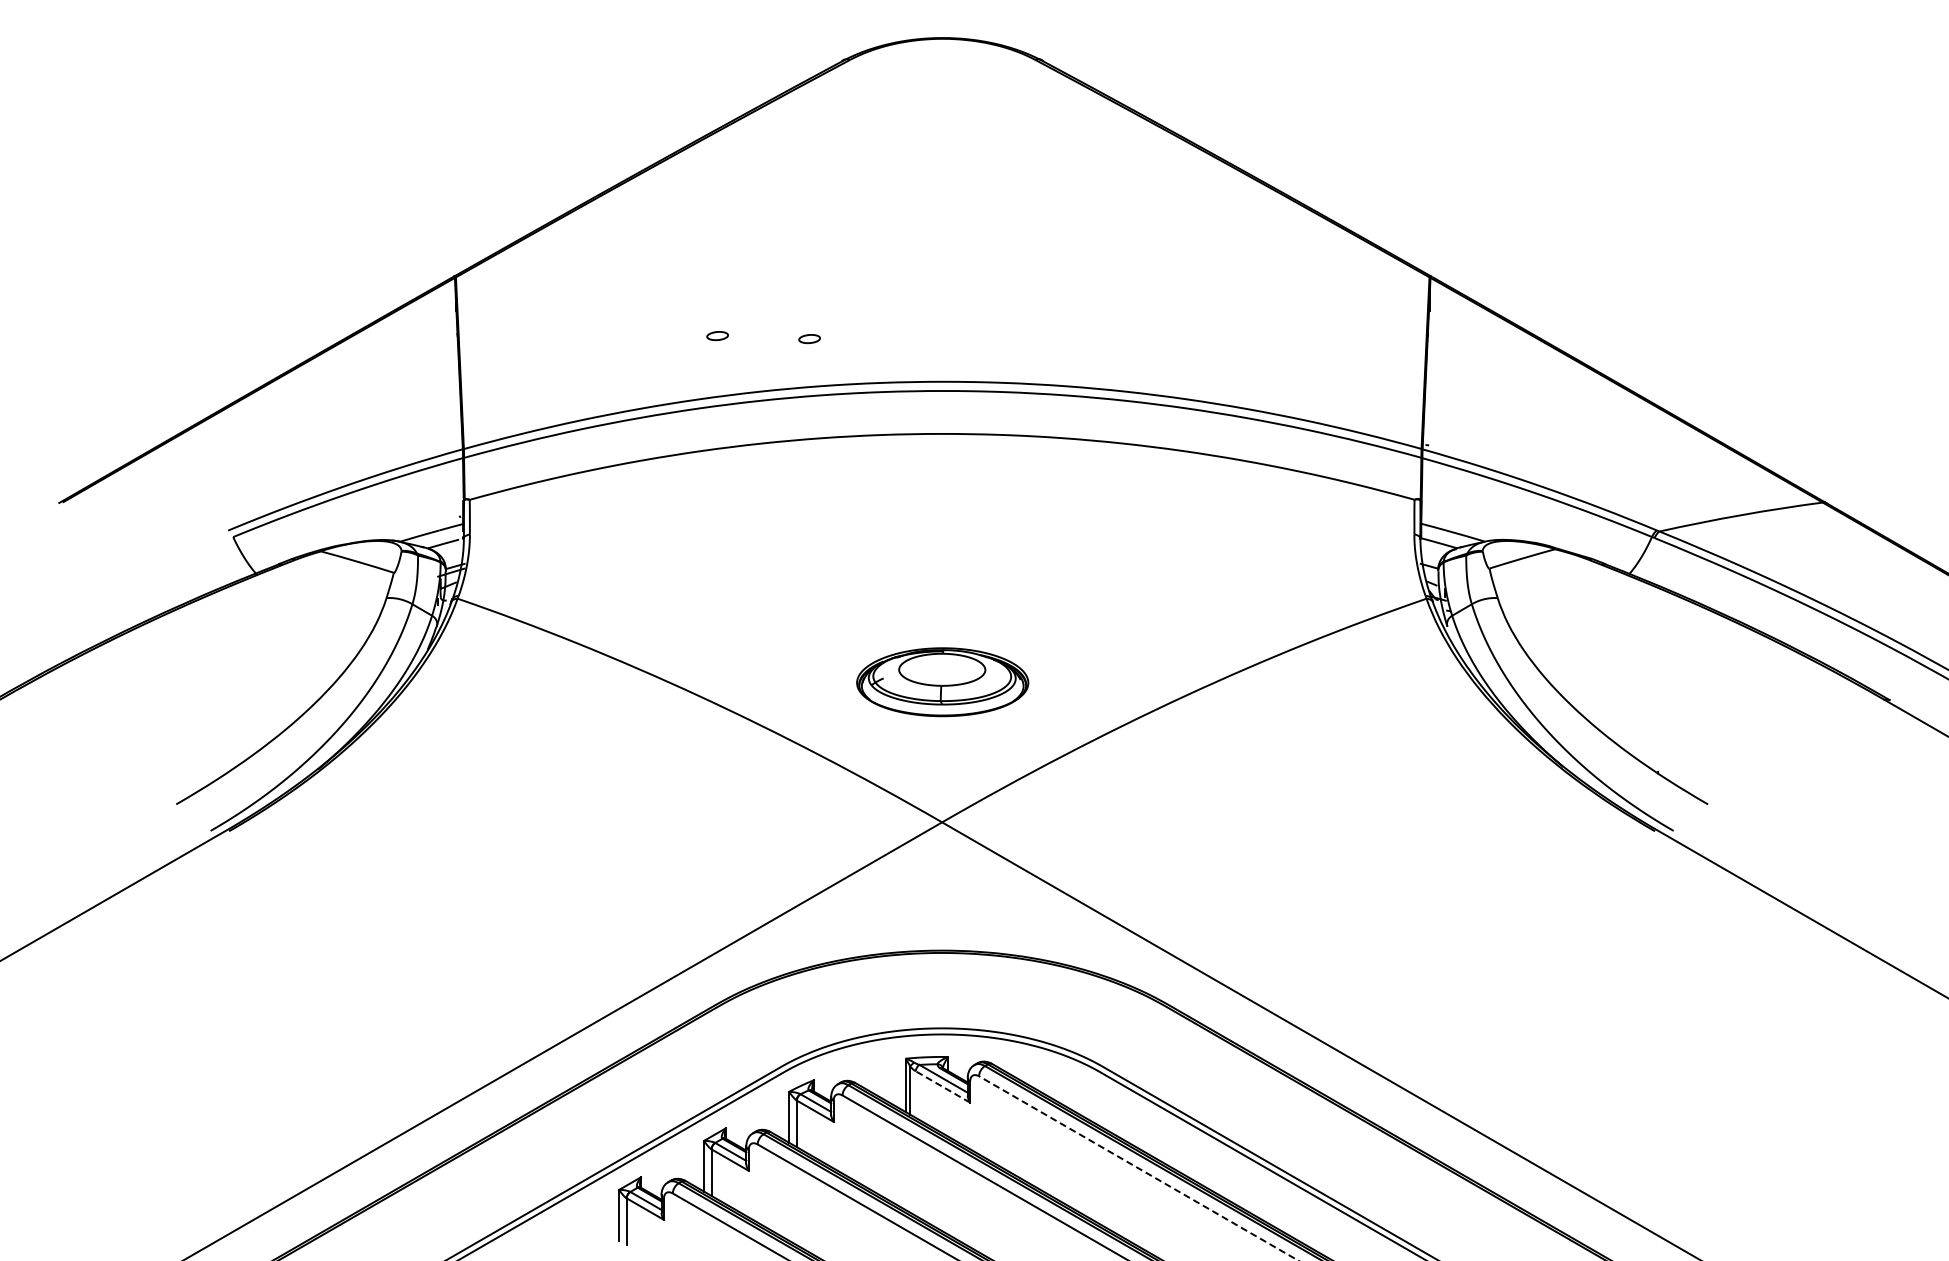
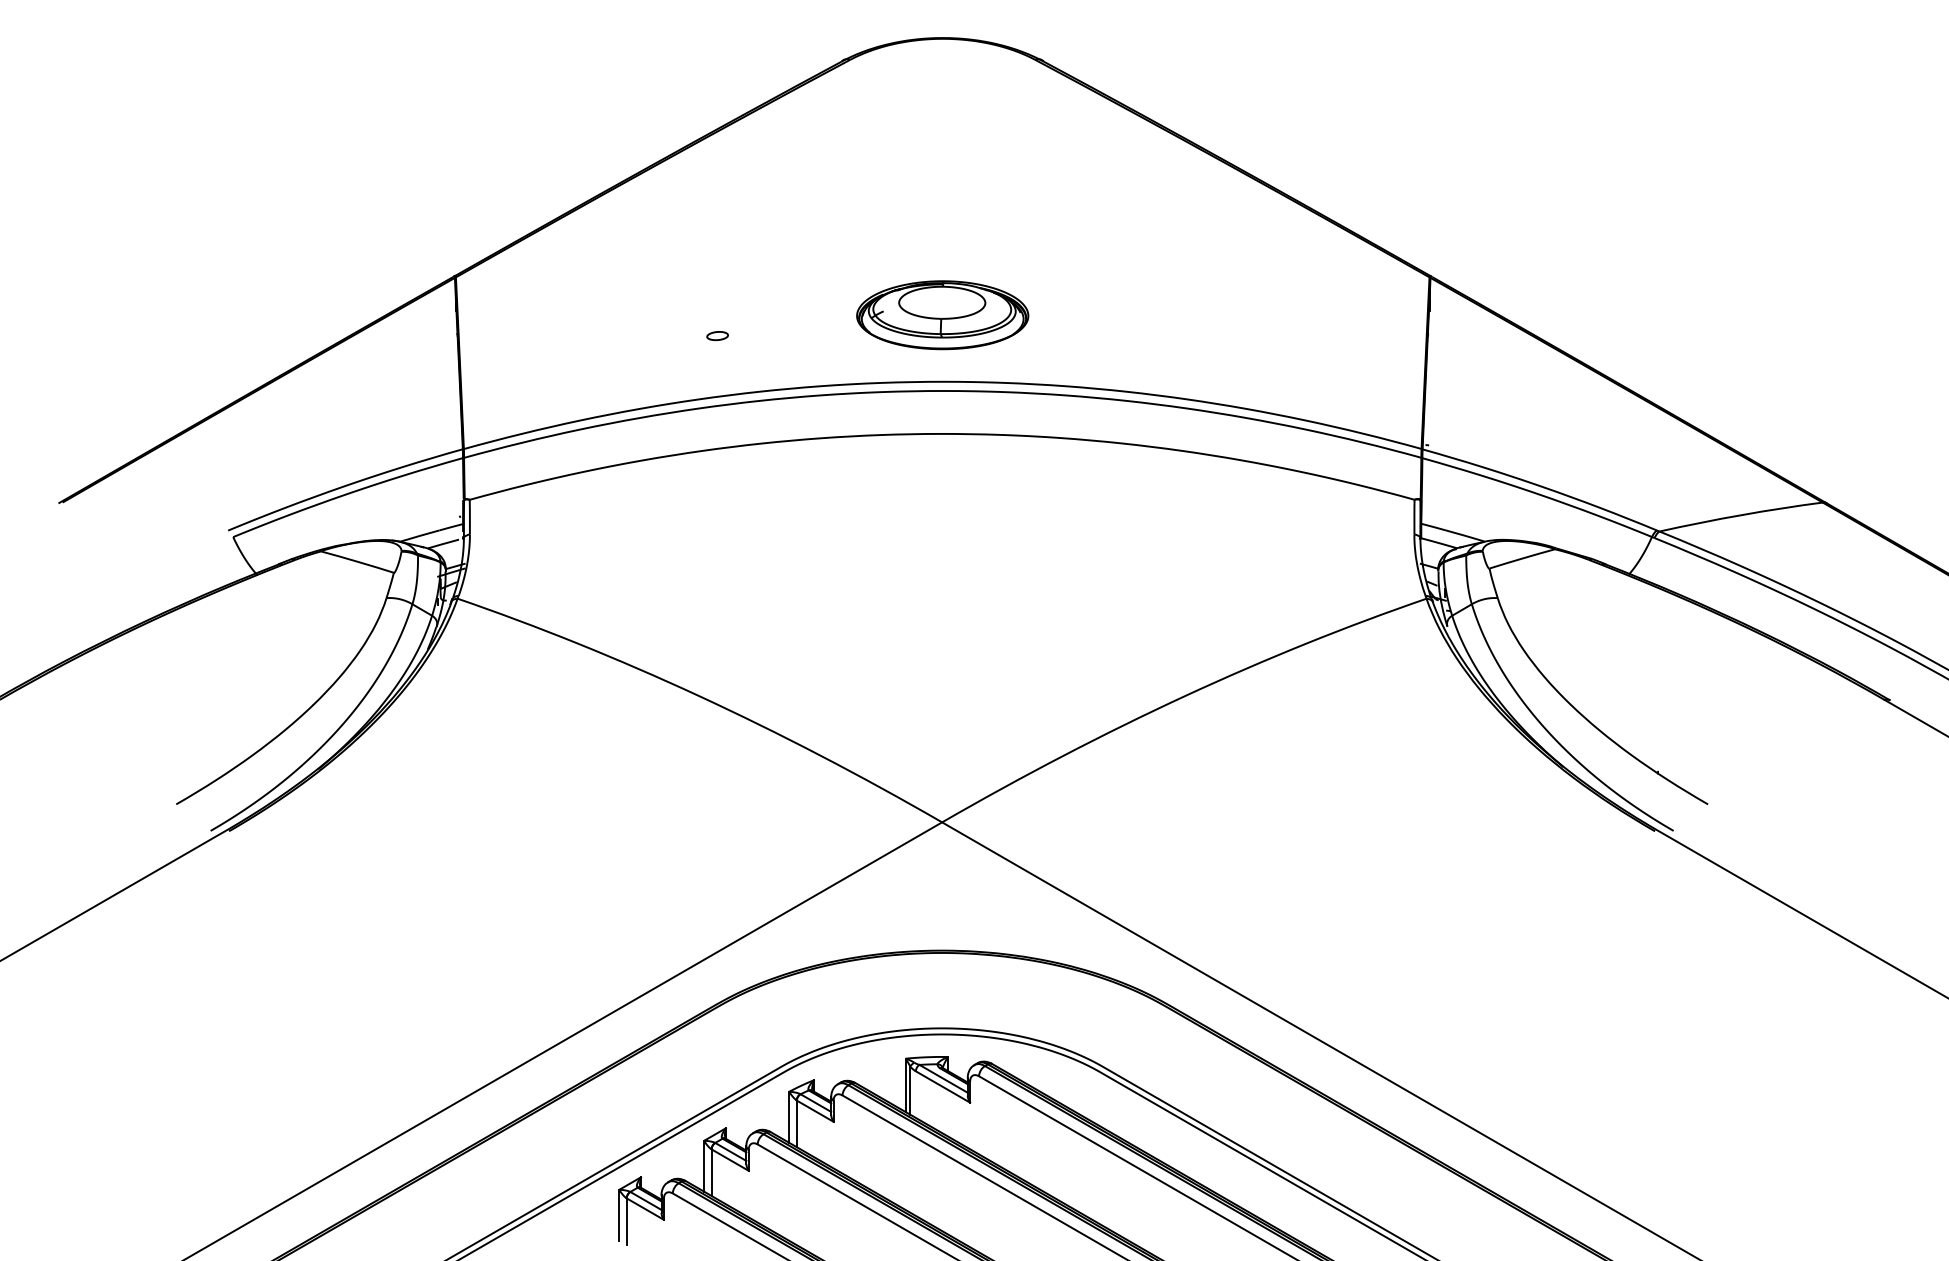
part: present -> none (809, 339)
part position: (942, 682) -> (942, 315) (942, 315)
line: dashed -> solid (942, 1086)
line: dashed -> solid (1138, 1168)
